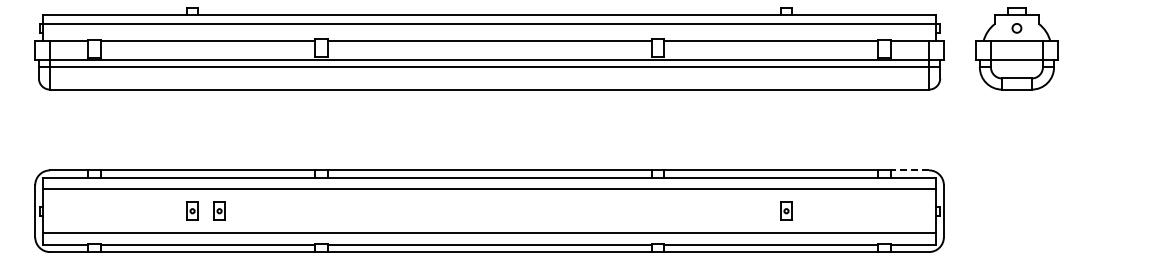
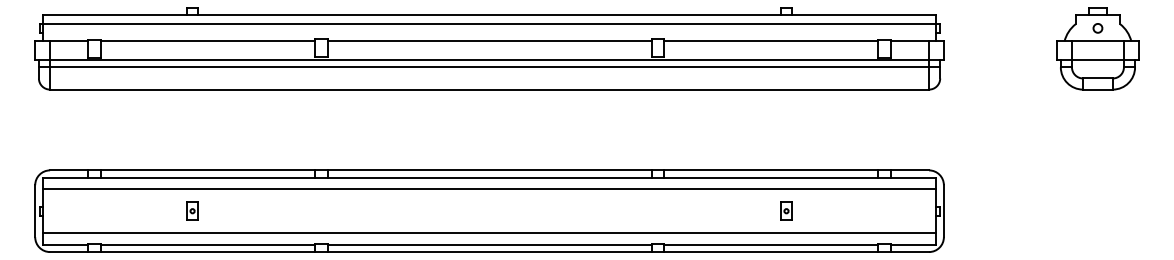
part position: (1016, 48) -> (1097, 48) (1097, 48)
line: dashed -> solid (909, 170)
part: present -> none (219, 210)
